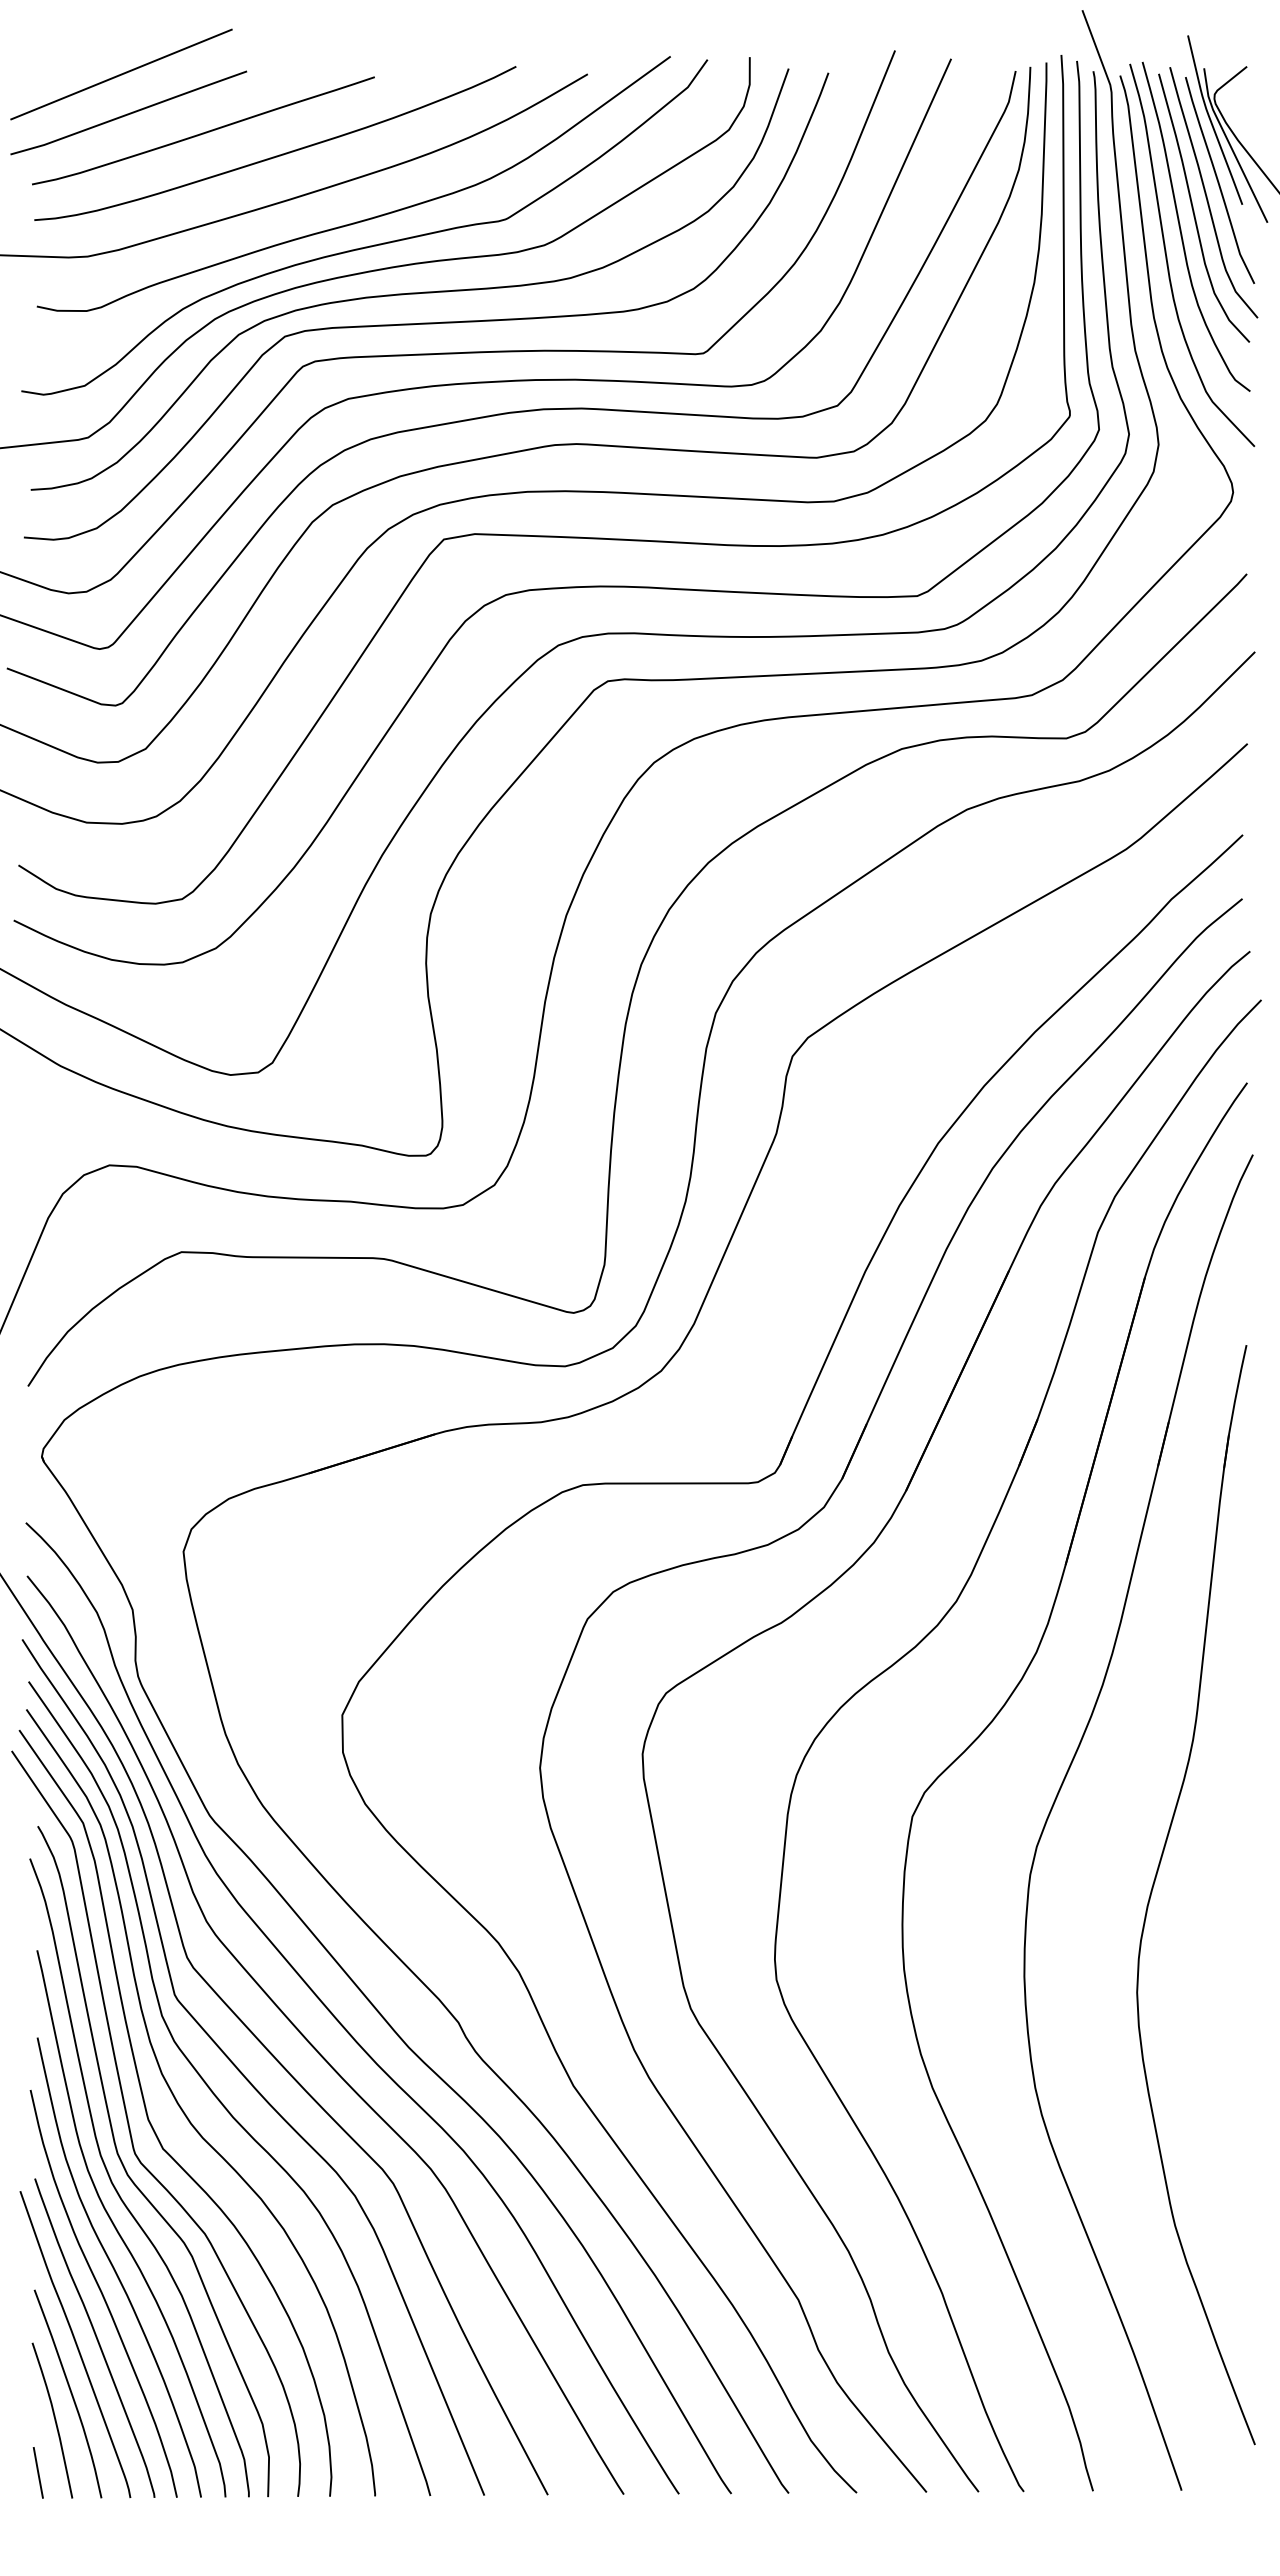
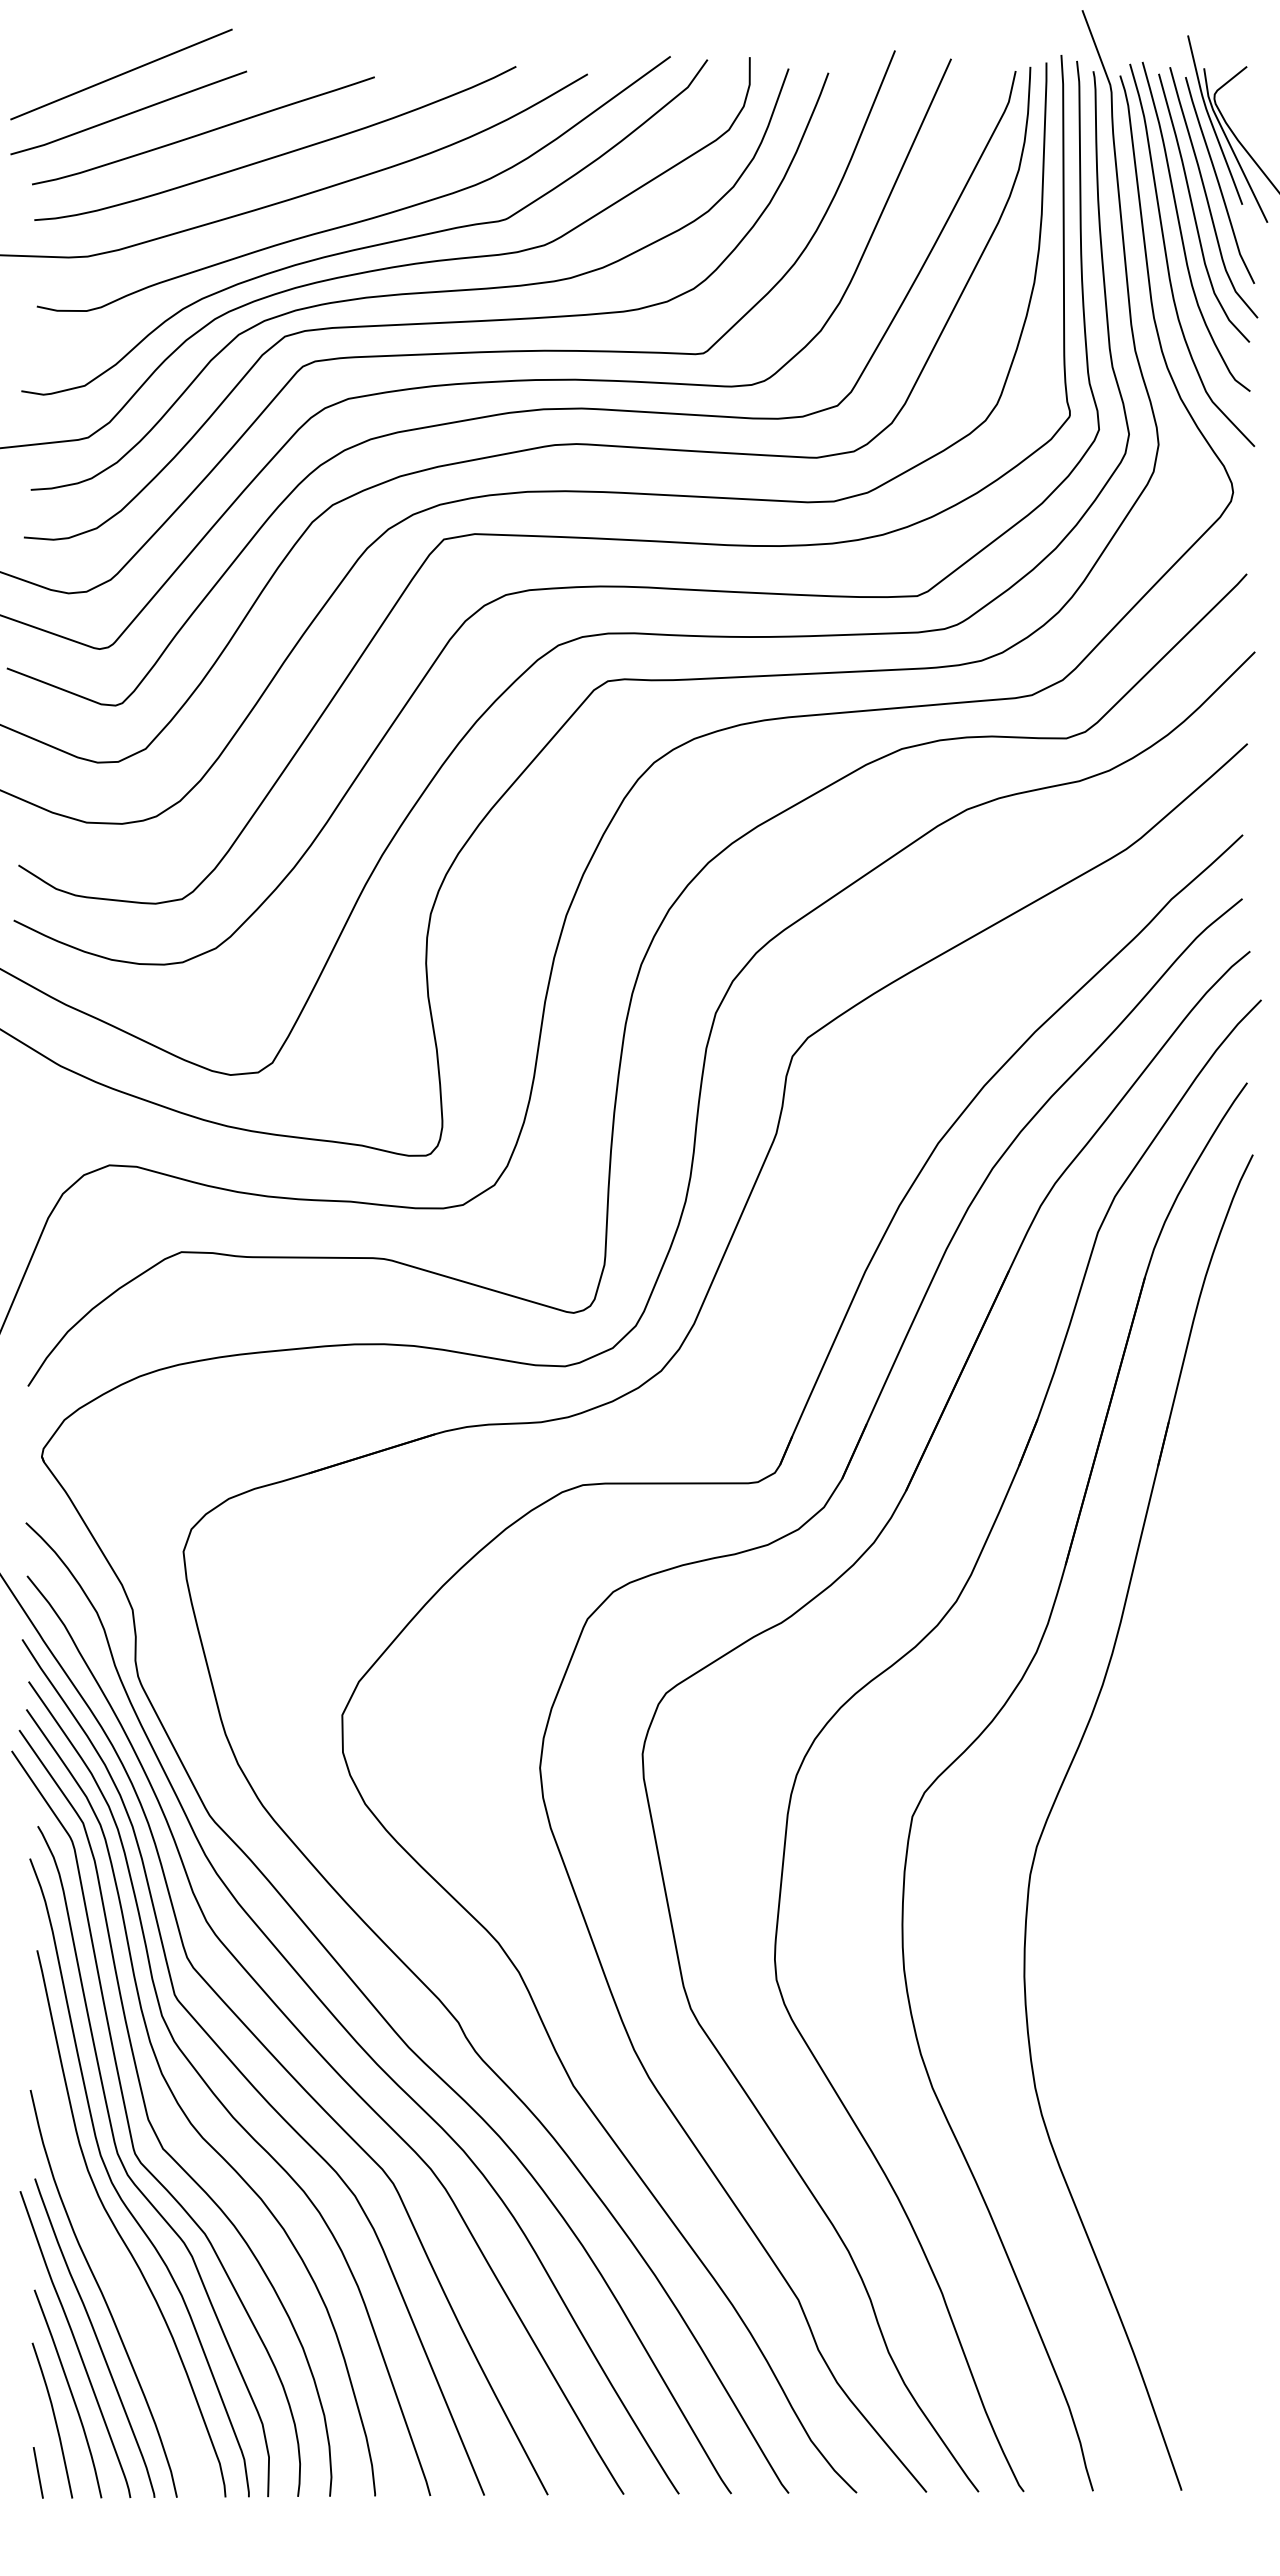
part: present -> none (1155, 1882)
curve: present -> none (115, 2269)
